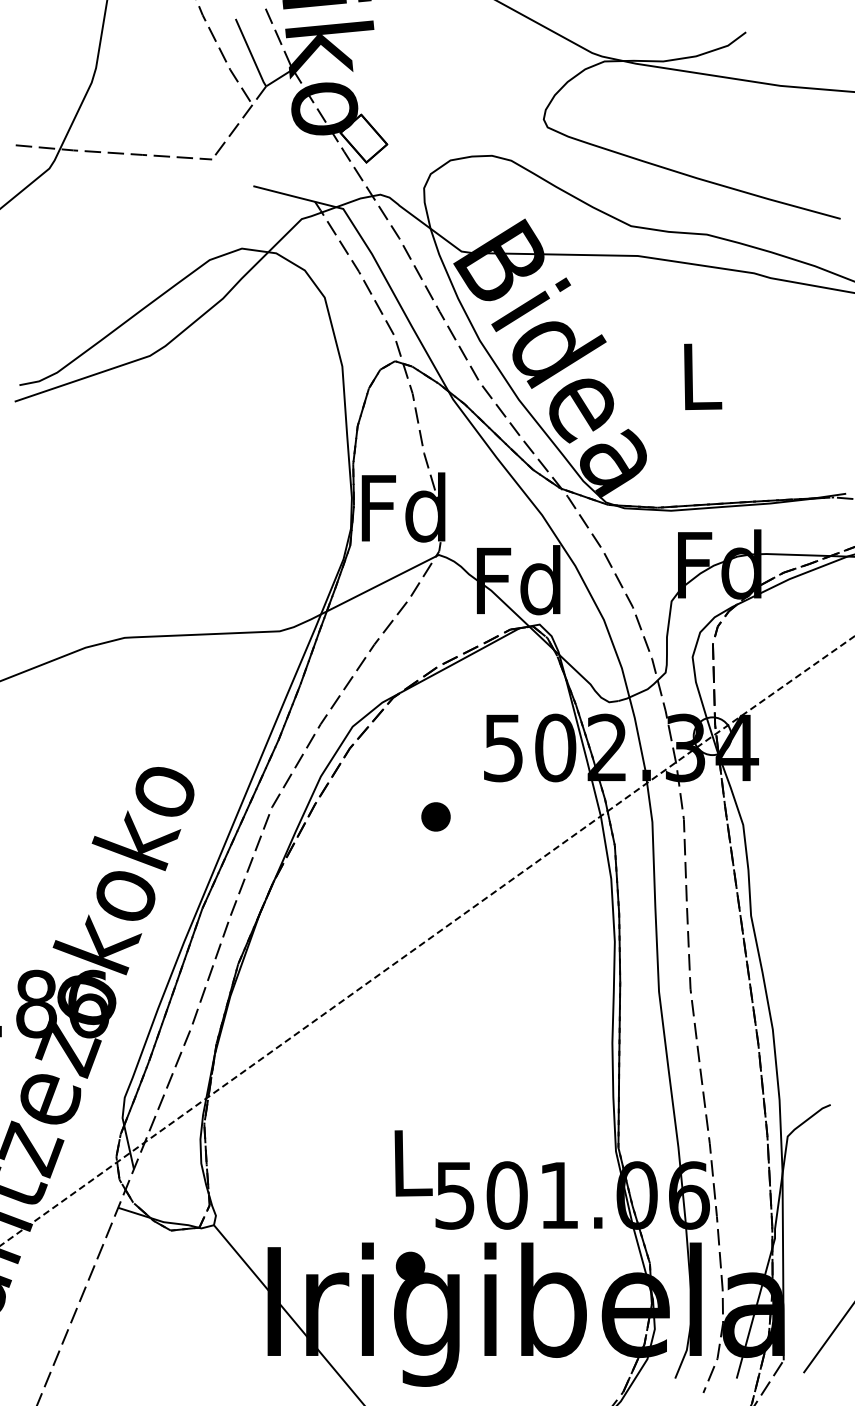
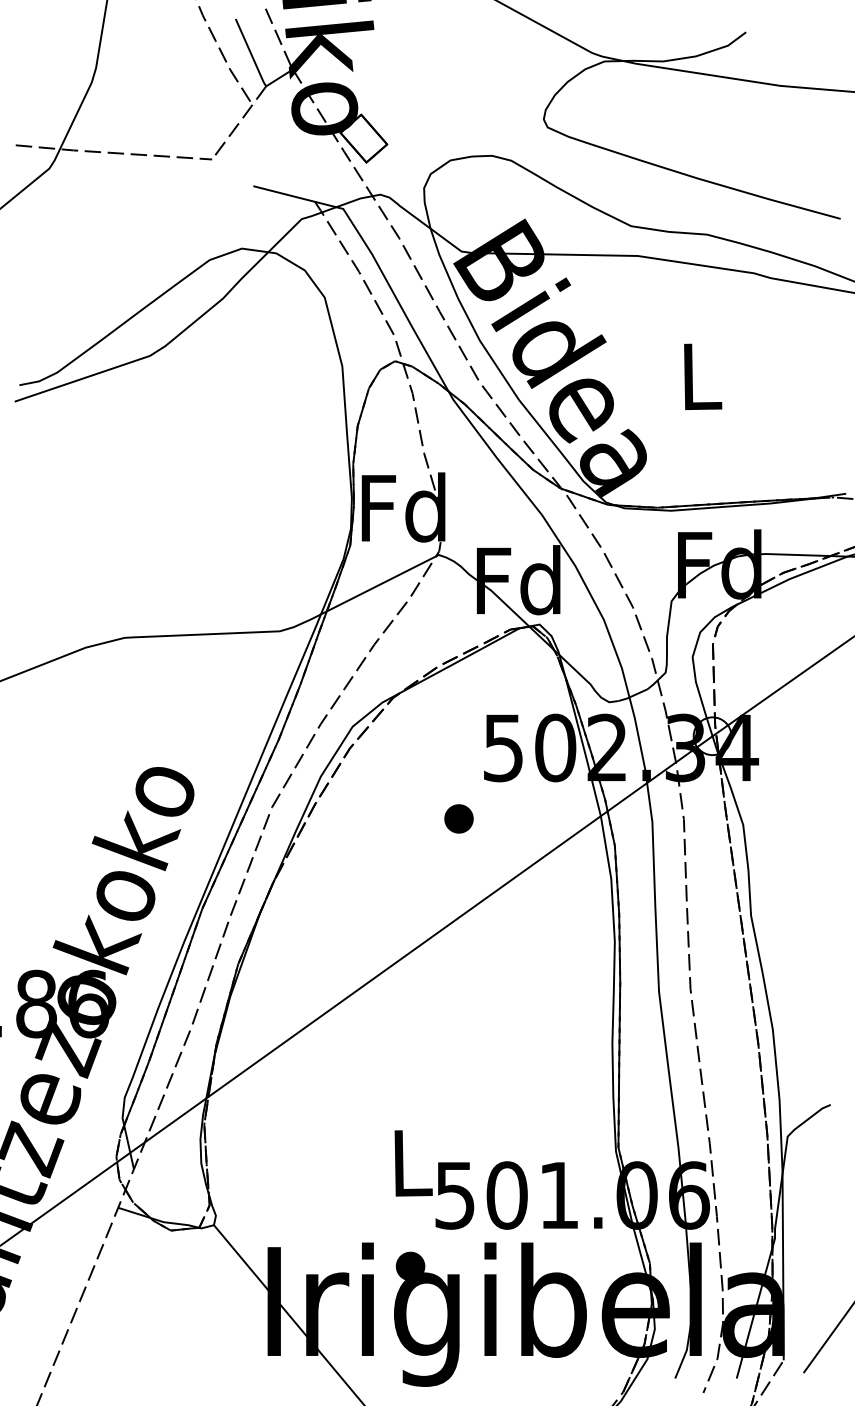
part position: (435, 816) -> (458, 818) (458, 818)
line: dashed -> solid (427, 939)
